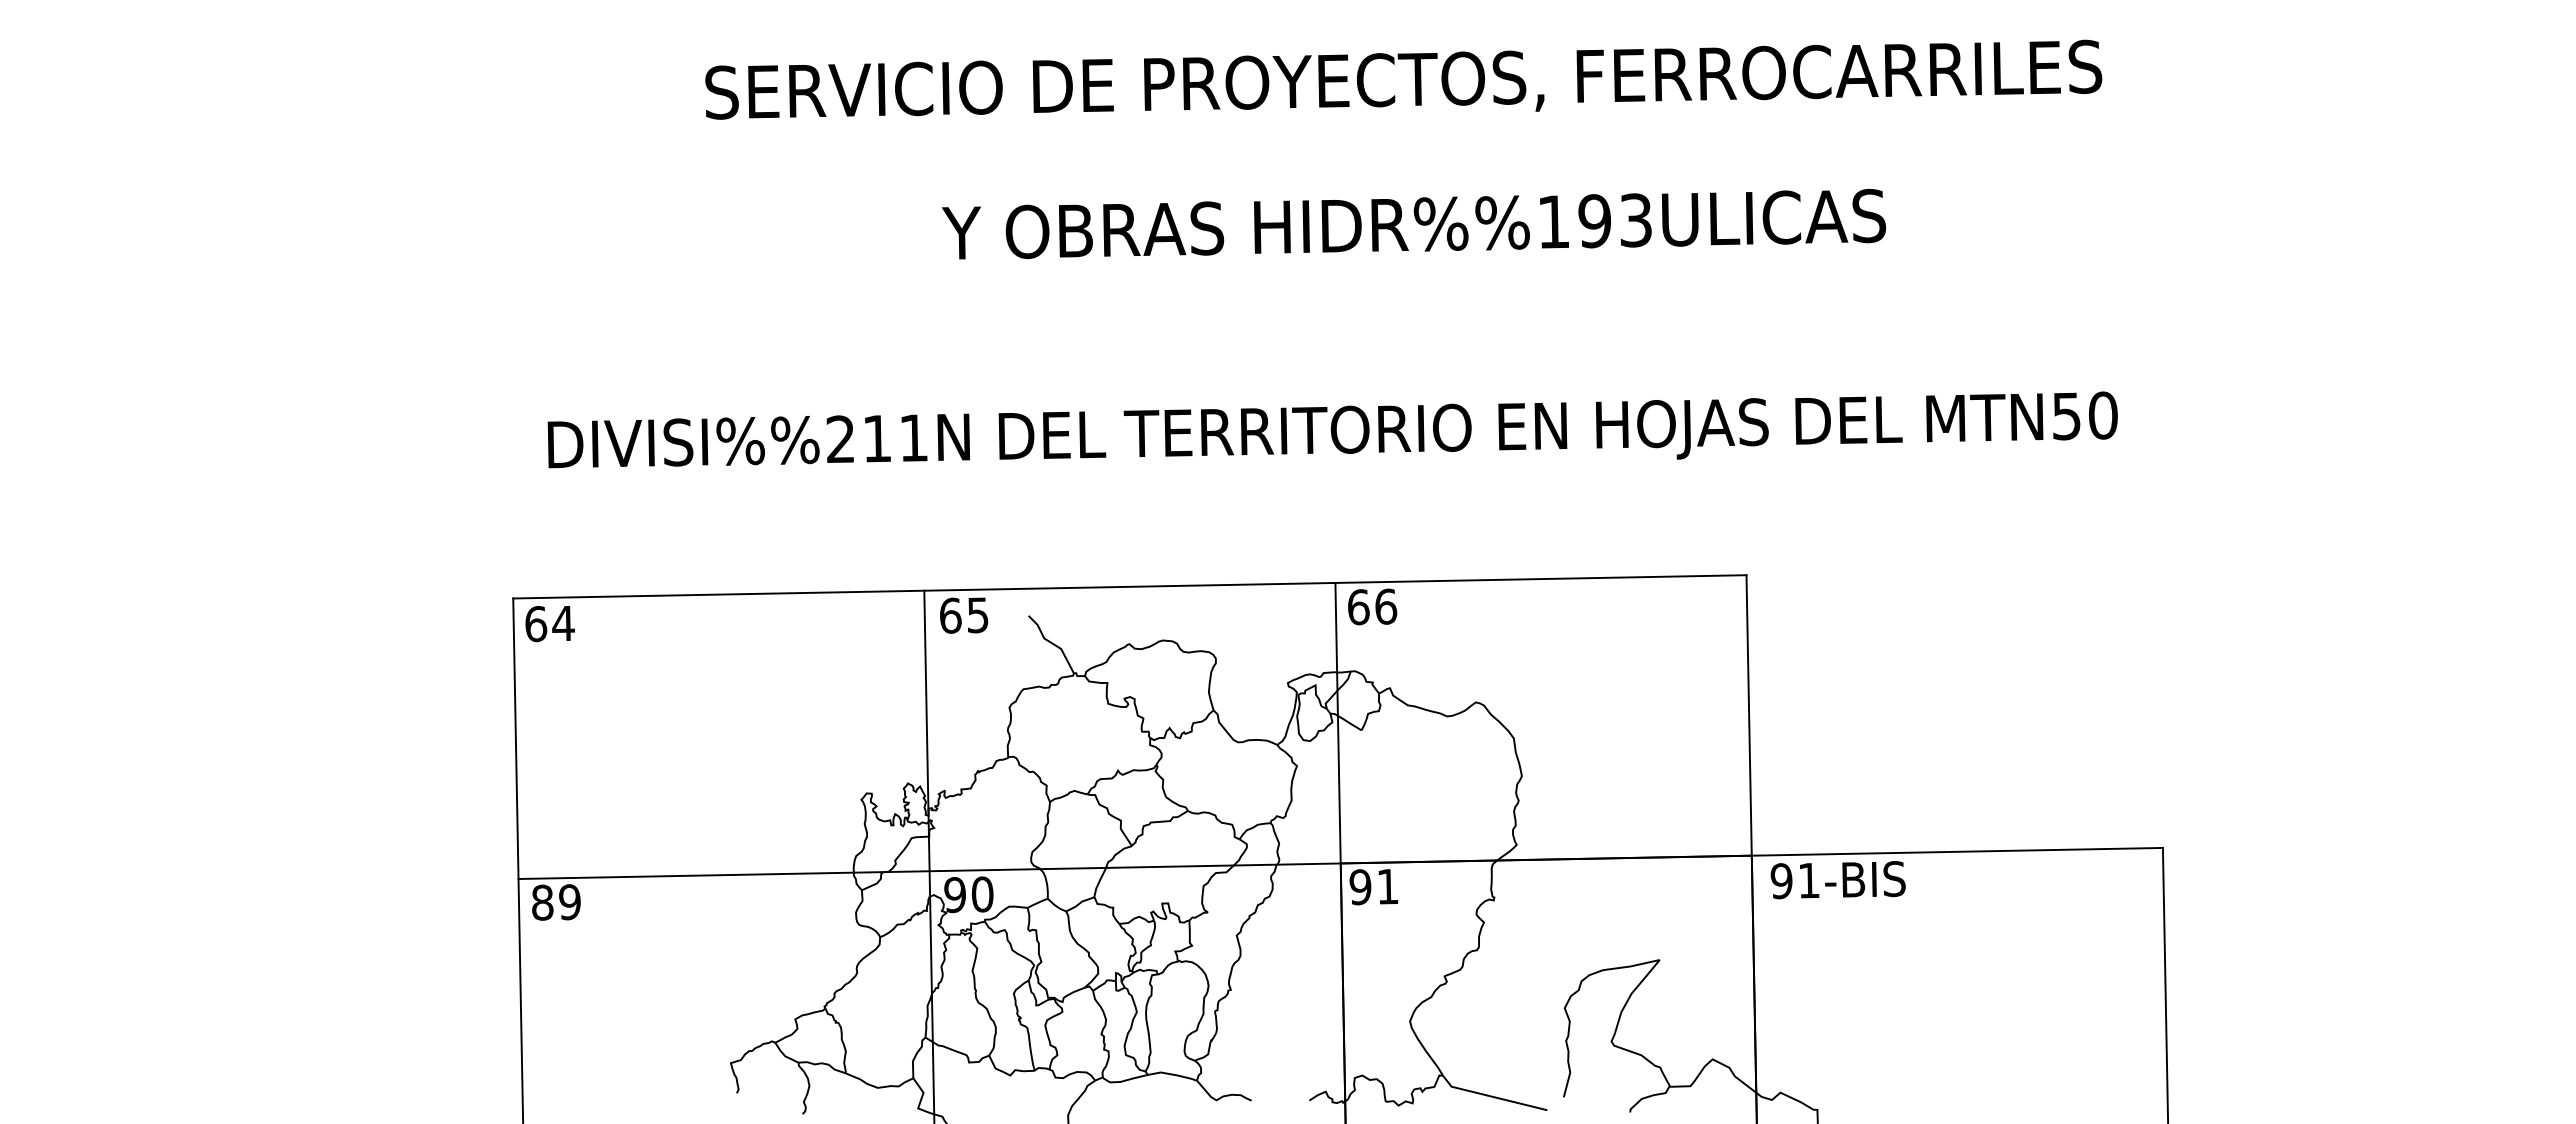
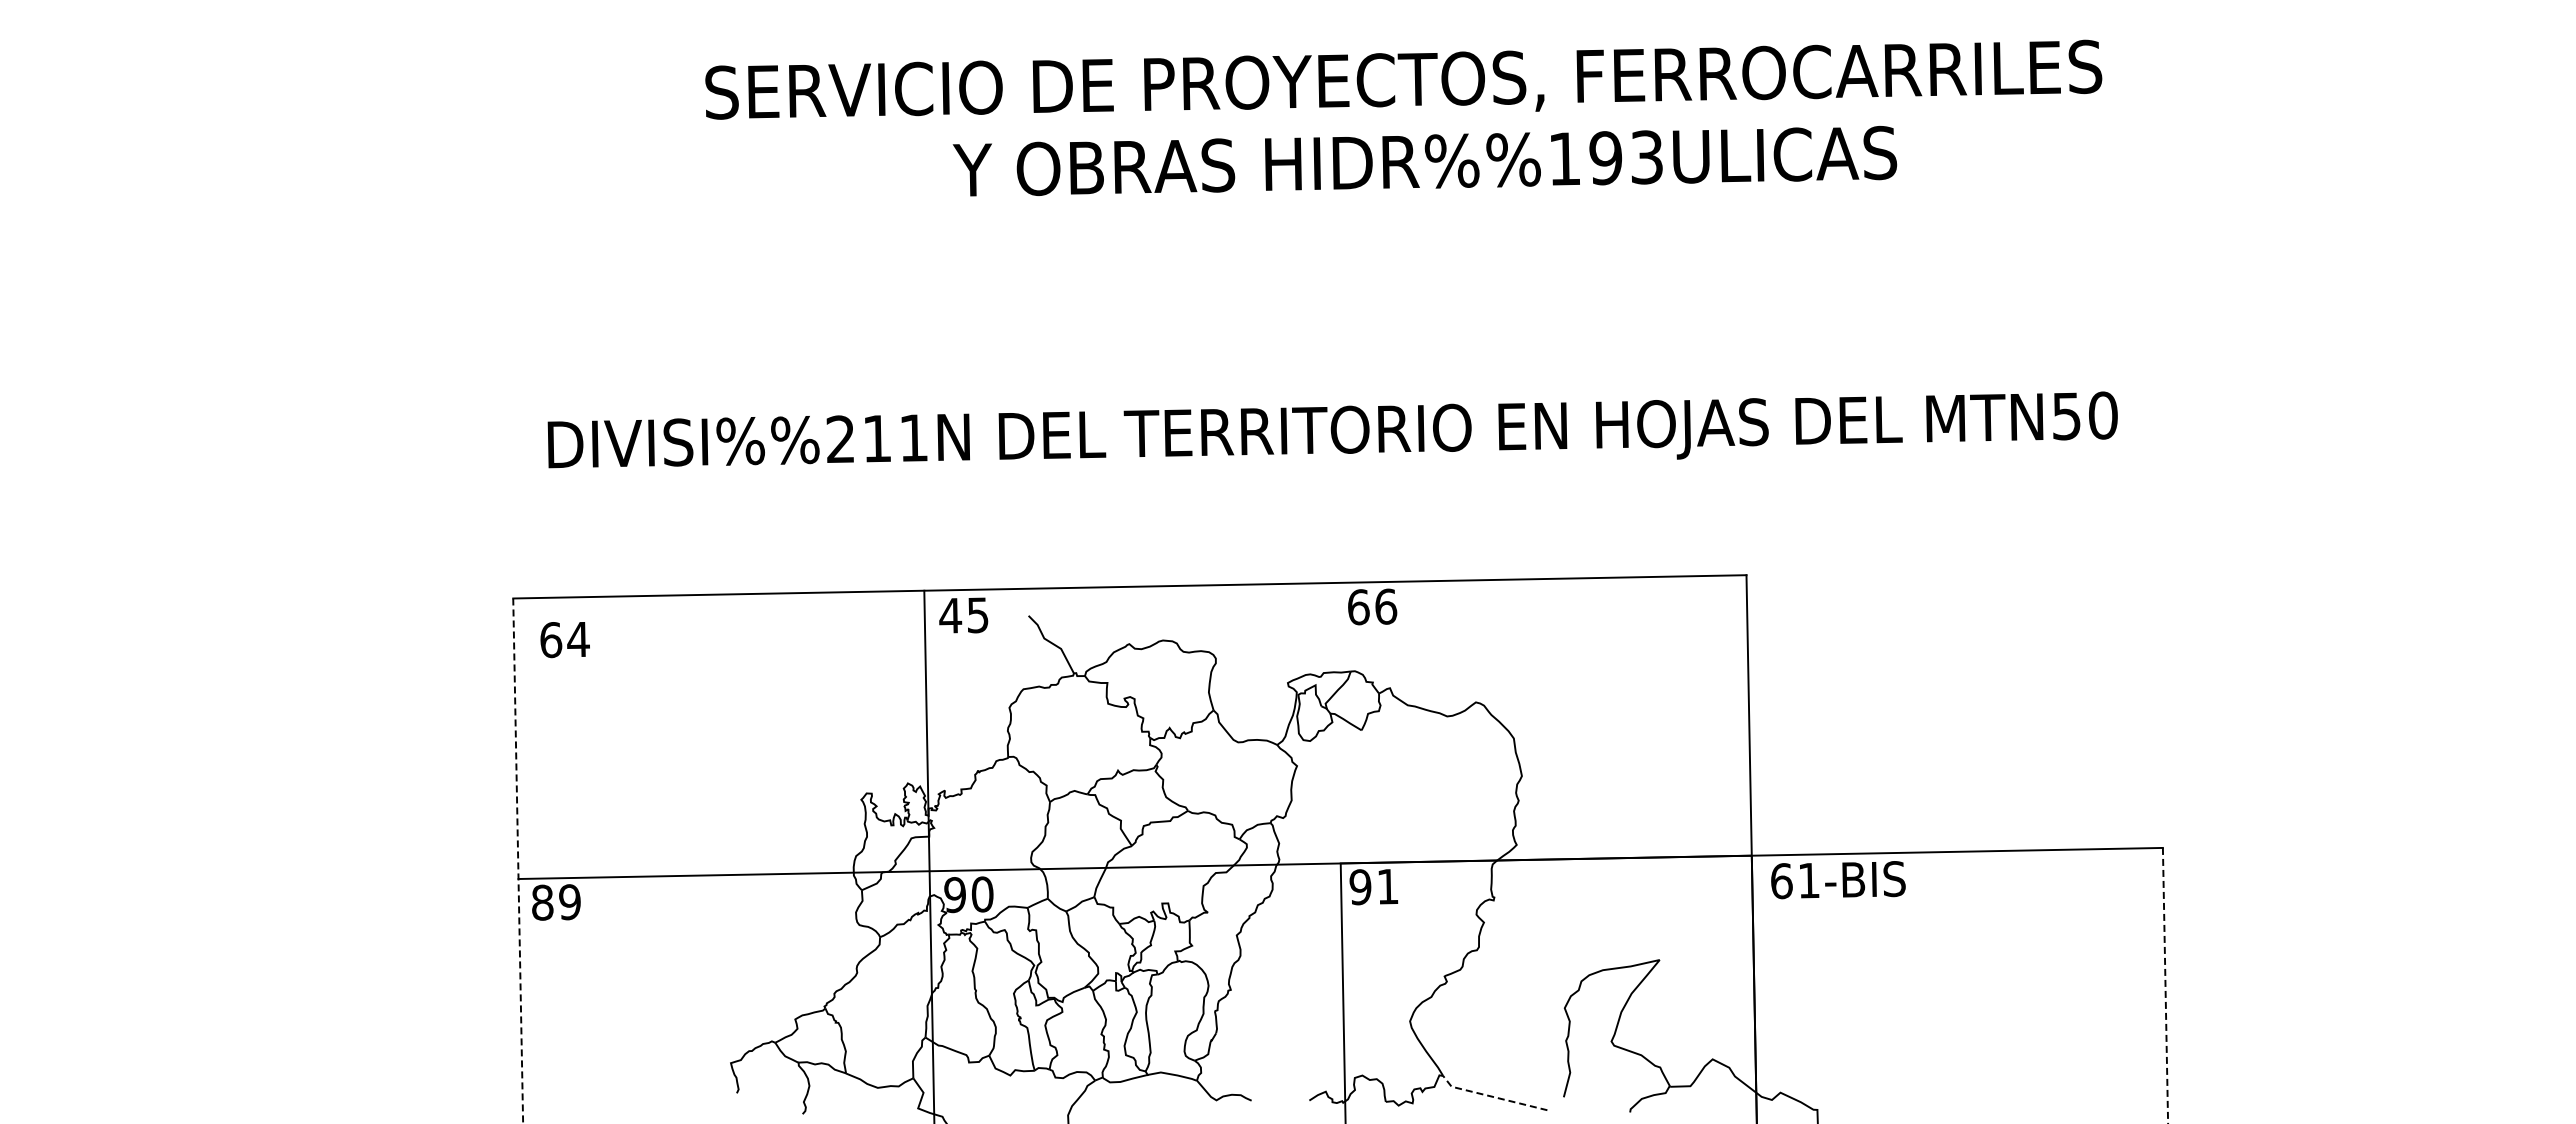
text position: (1413, 224) -> (1424, 161) (1424, 161)
text: 65 -> 45 (950, 615)
text position: (549, 624) -> (564, 640) (564, 640)
line: present -> none (1340, 851)
line: solid -> dashed (518, 861)
text: 91-BIS -> 61-BIS (1781, 881)
line: solid -> dashed (2165, 985)
line: solid -> dashed (1492, 1096)
